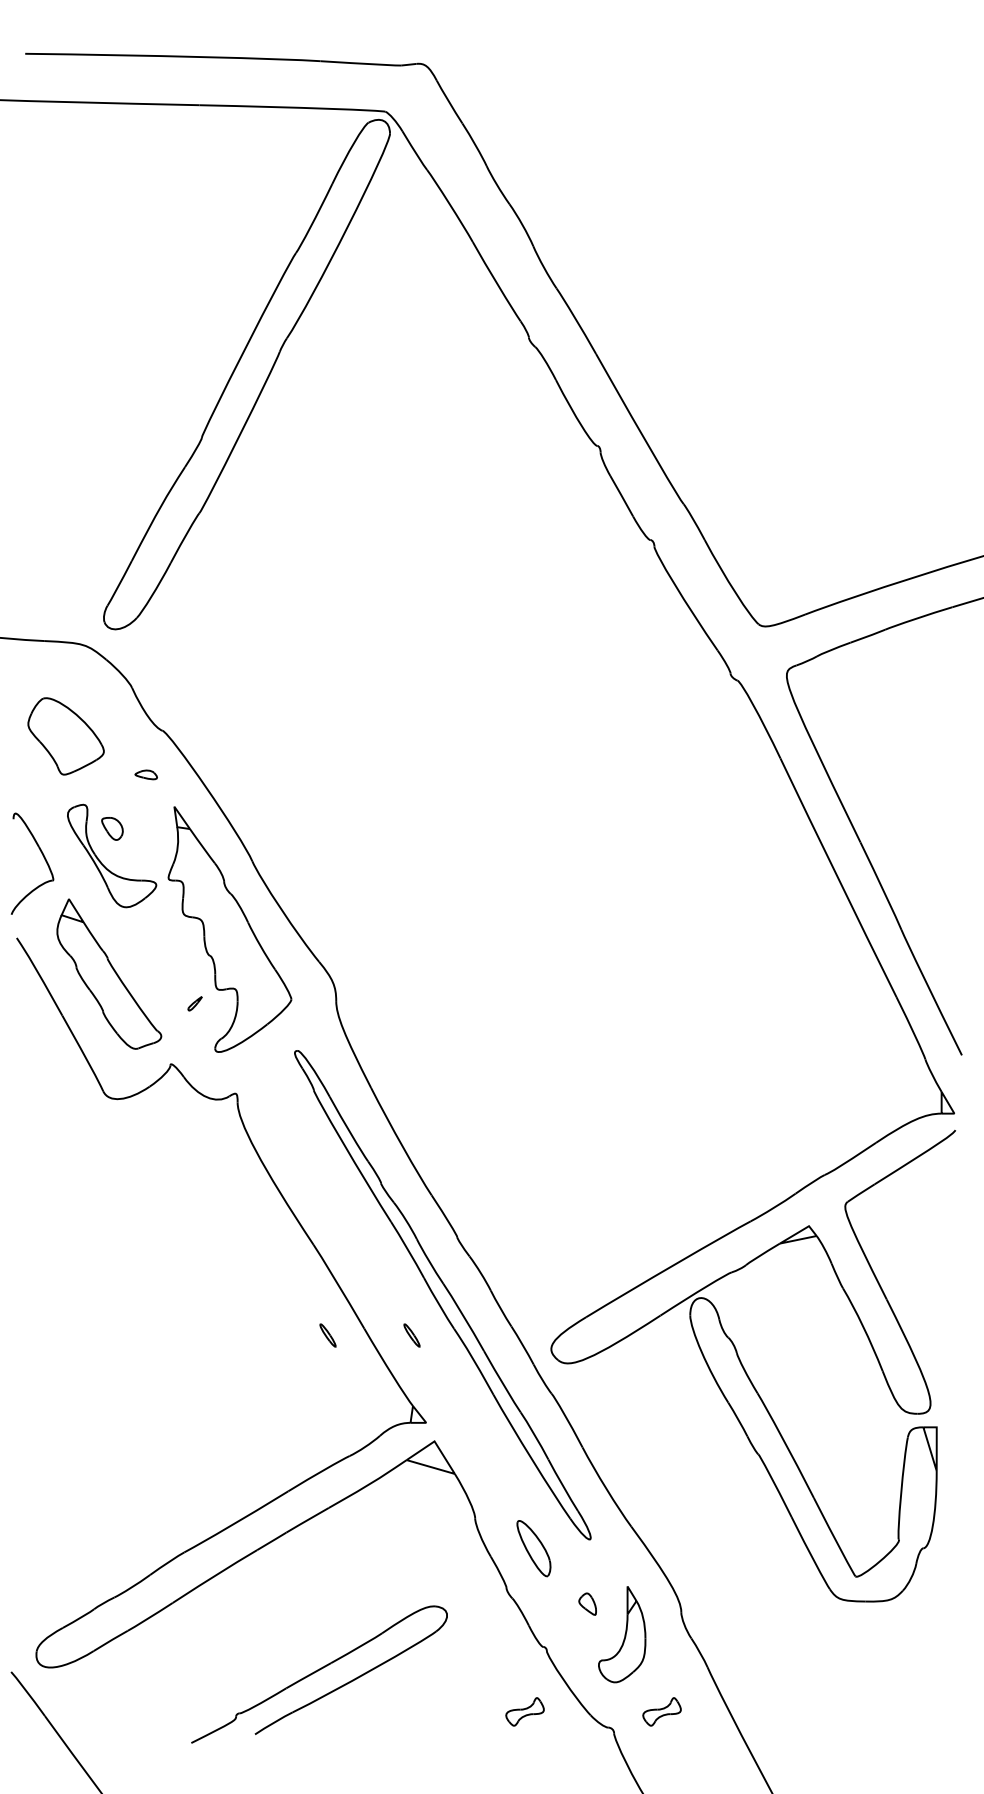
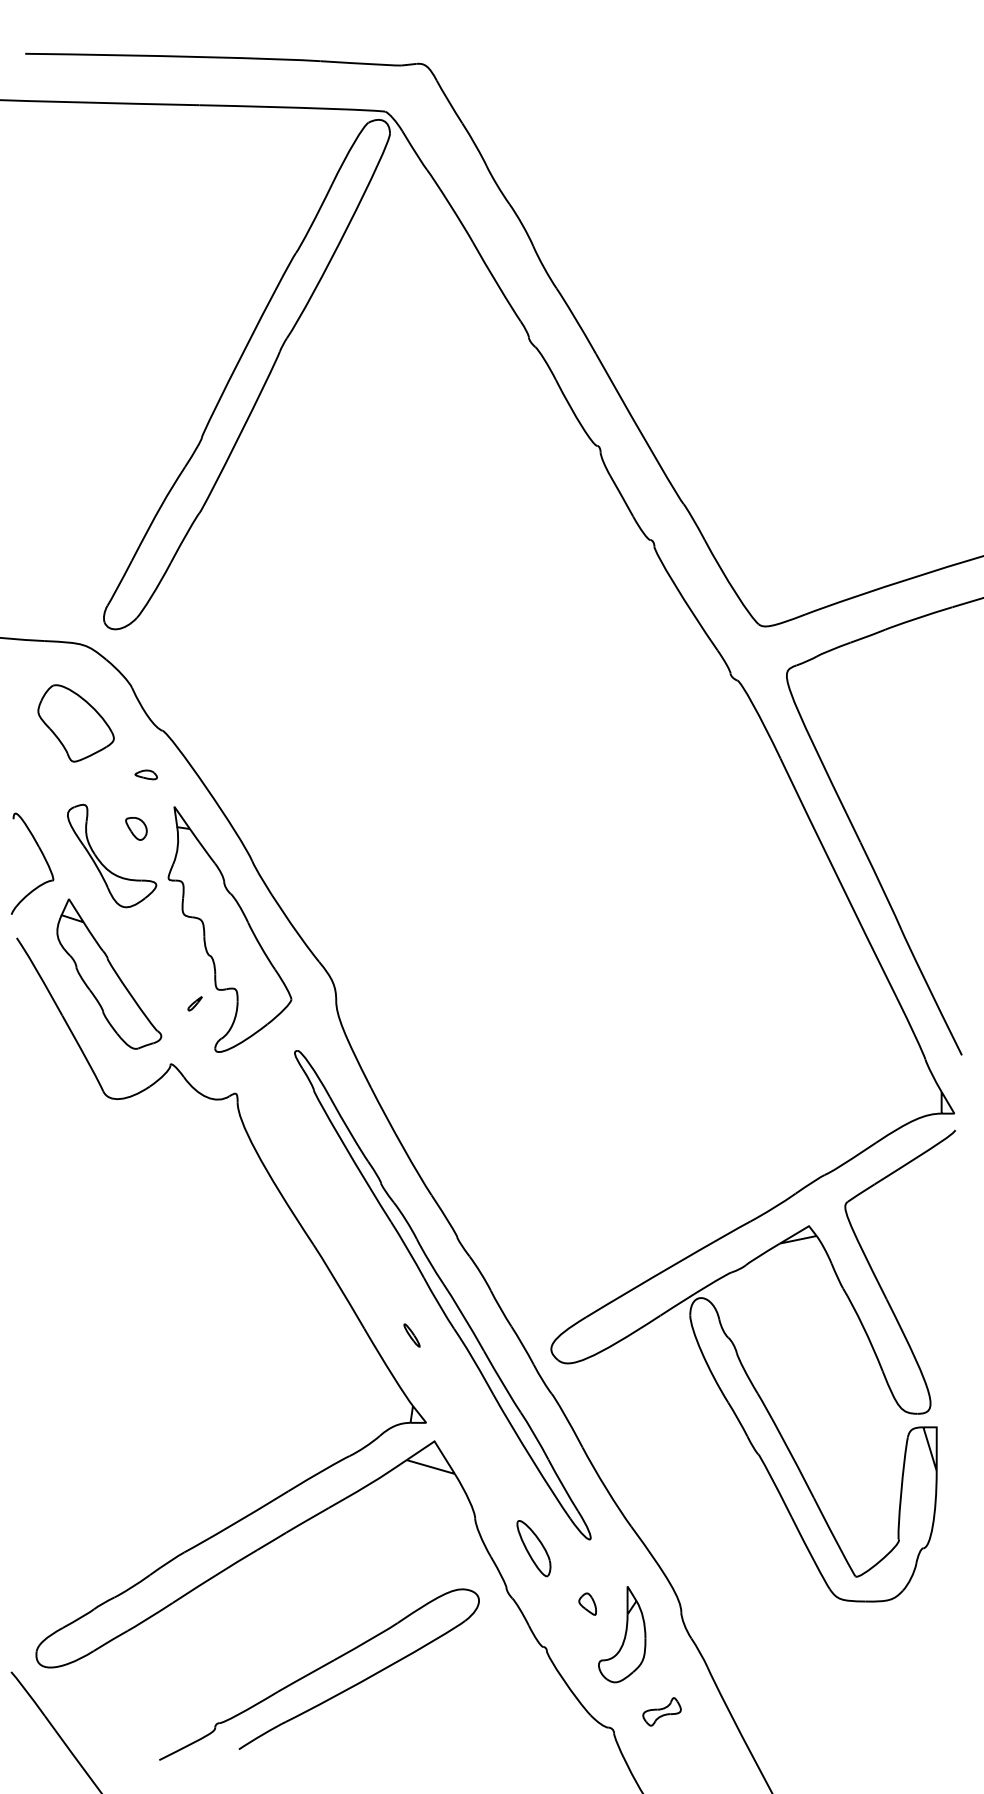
part position: (65, 736) -> (75, 723) (75, 723)
part position: (112, 828) -> (136, 828) (136, 828)
part: present -> none (327, 1335)
part size: 257x139 px -> 321x173 px (319, 1674)
part: present -> none (524, 1711)
